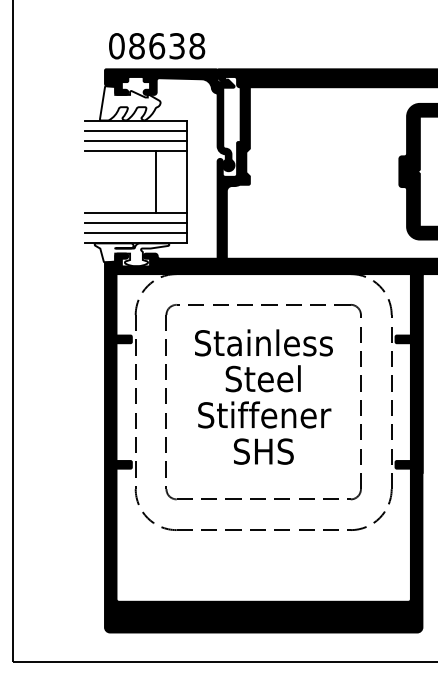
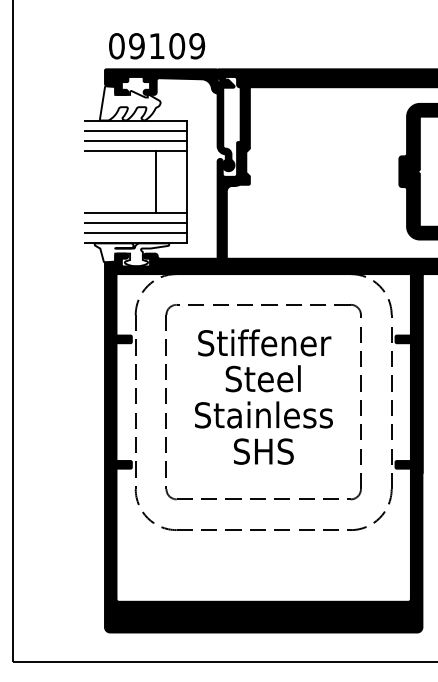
text: 08638 -> 09109 (167, 46)
text: Stainless -> Stiffener (263, 342)
text: Stiffener -> Stainless (263, 414)
